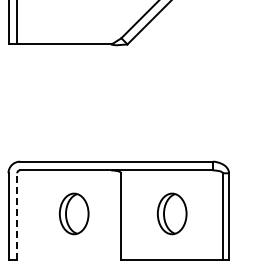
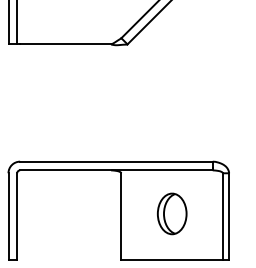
part: present -> none (74, 213)
line: dashed -> solid (17, 216)
